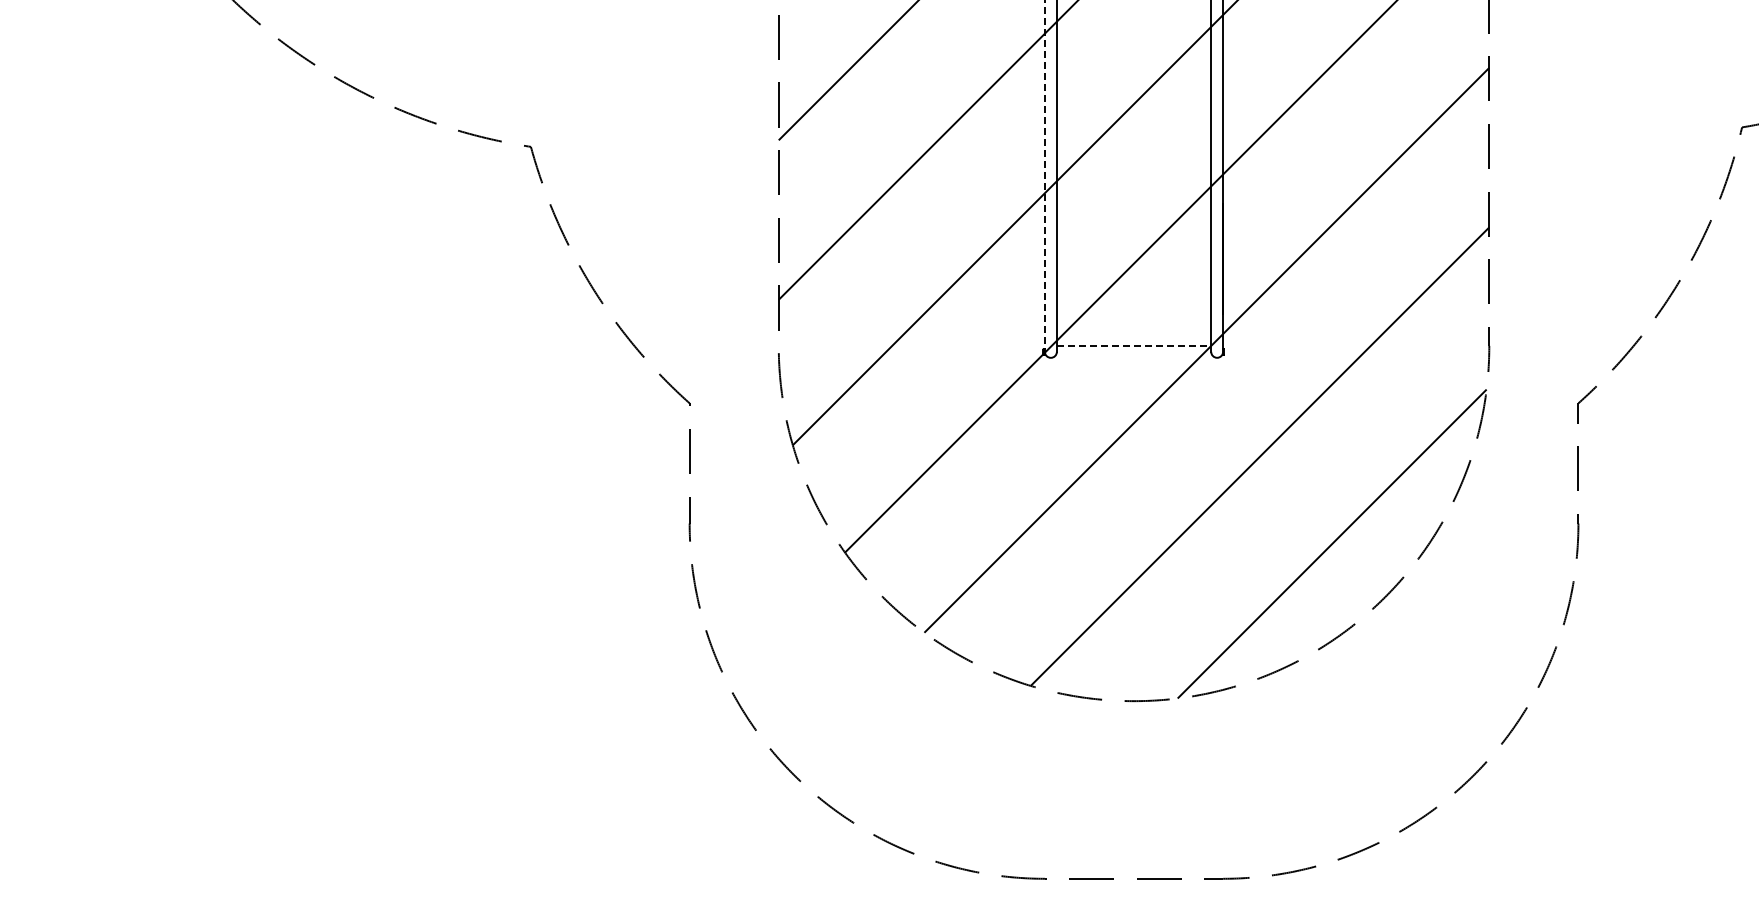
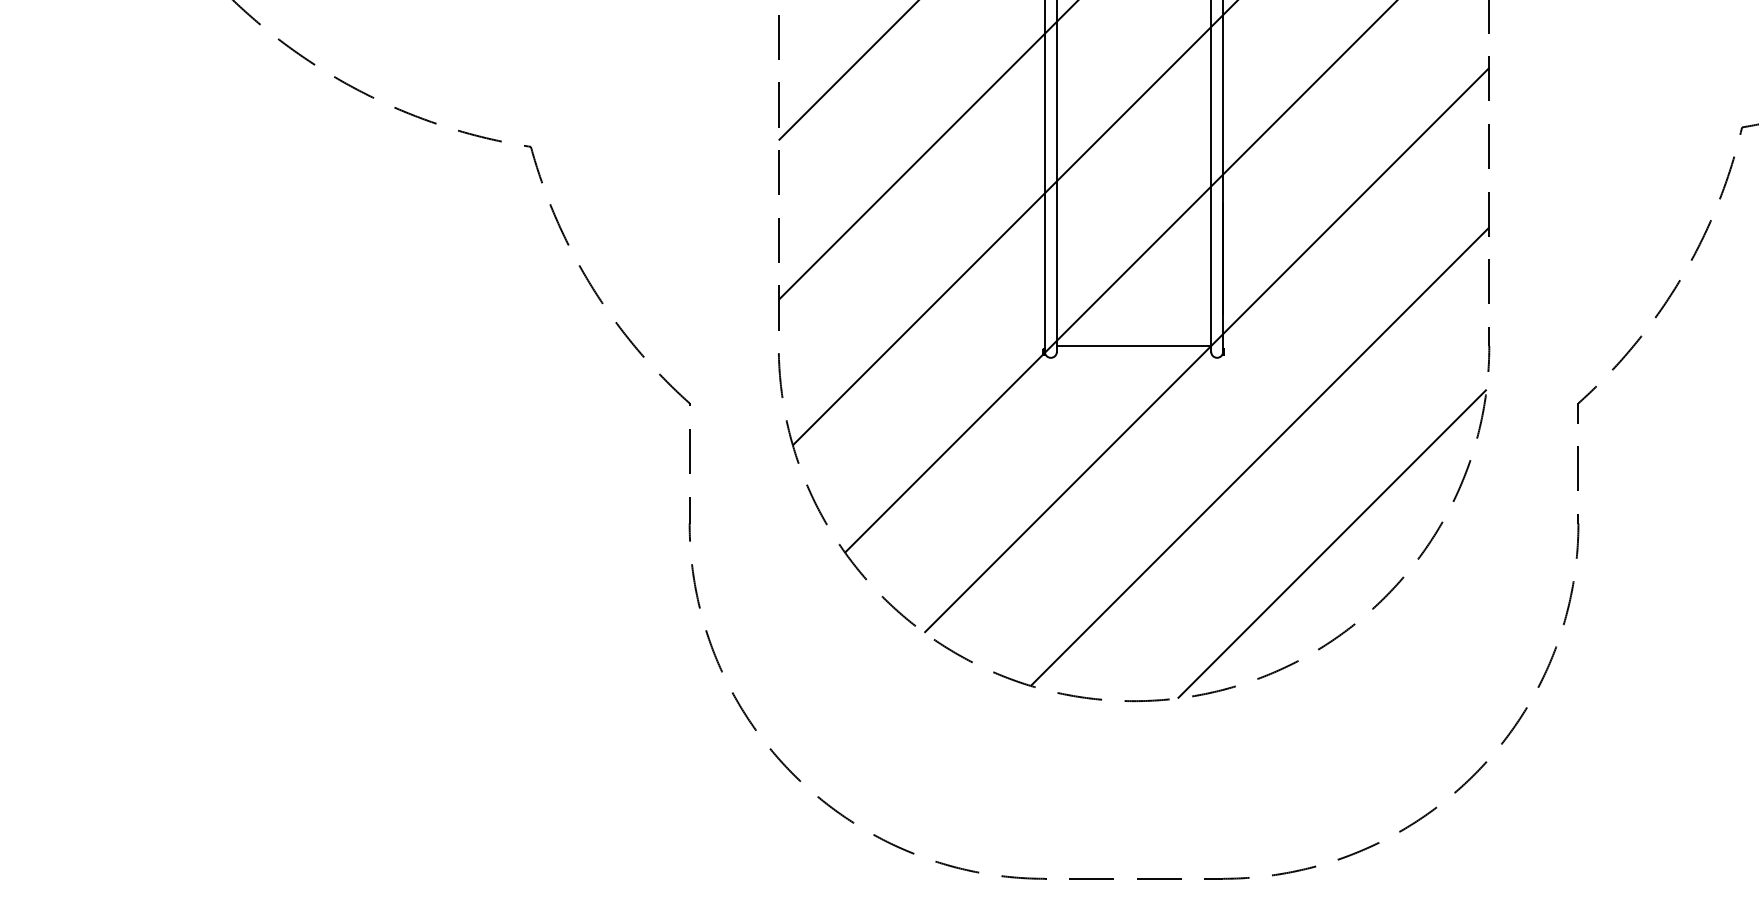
line: dashed -> solid (1044, 177)
line: dashed -> solid (1134, 345)
